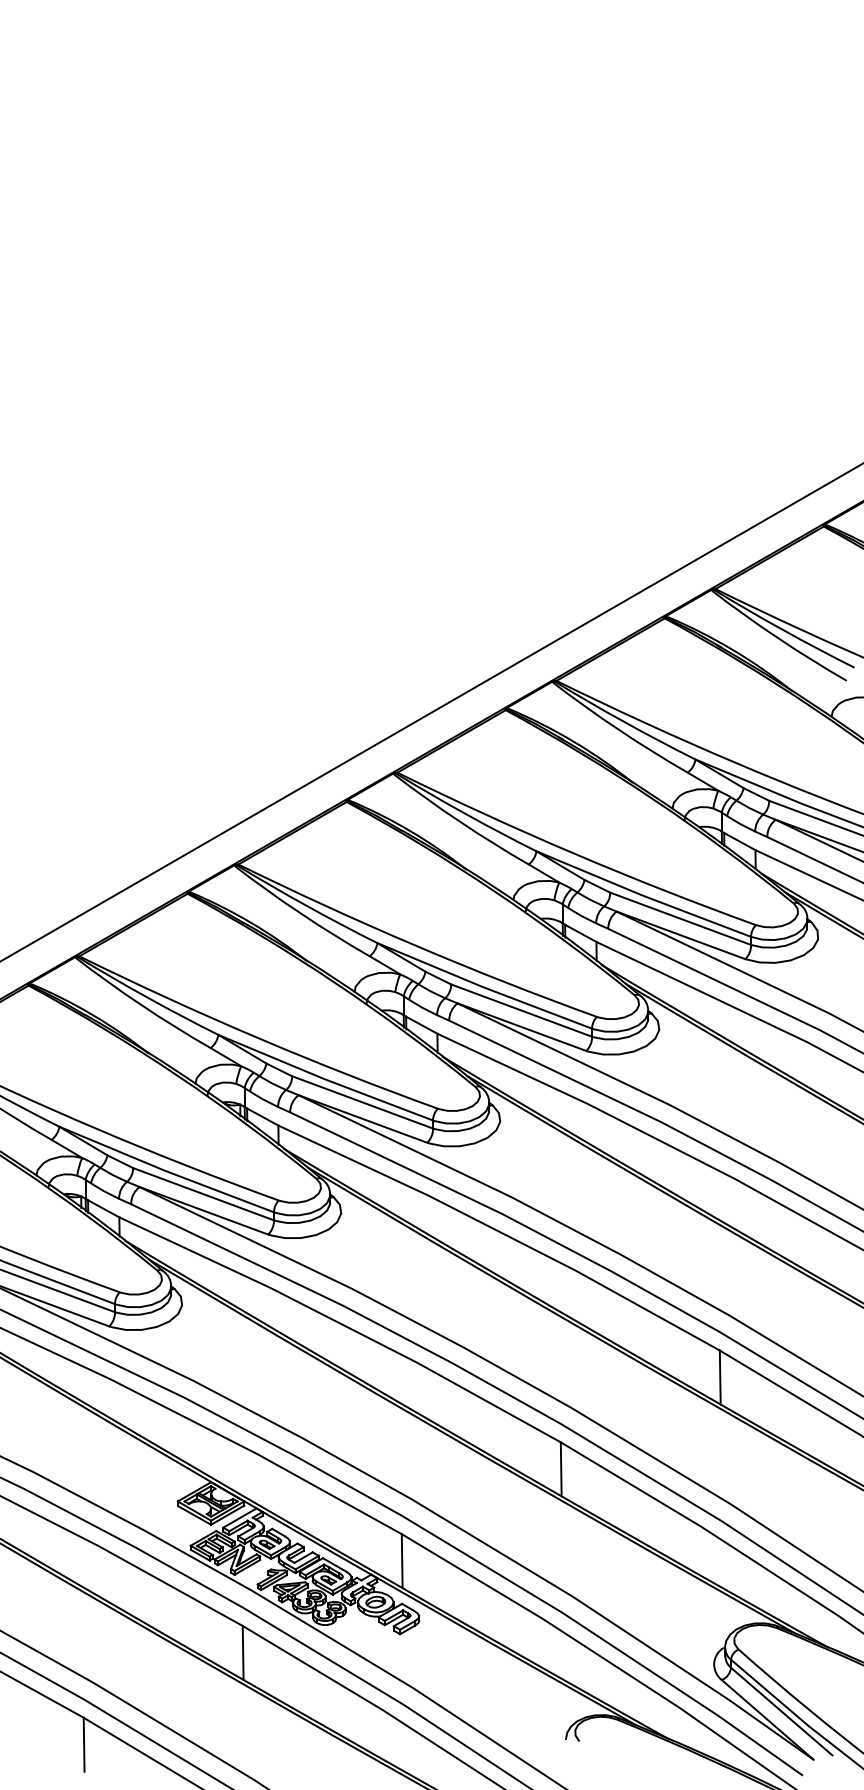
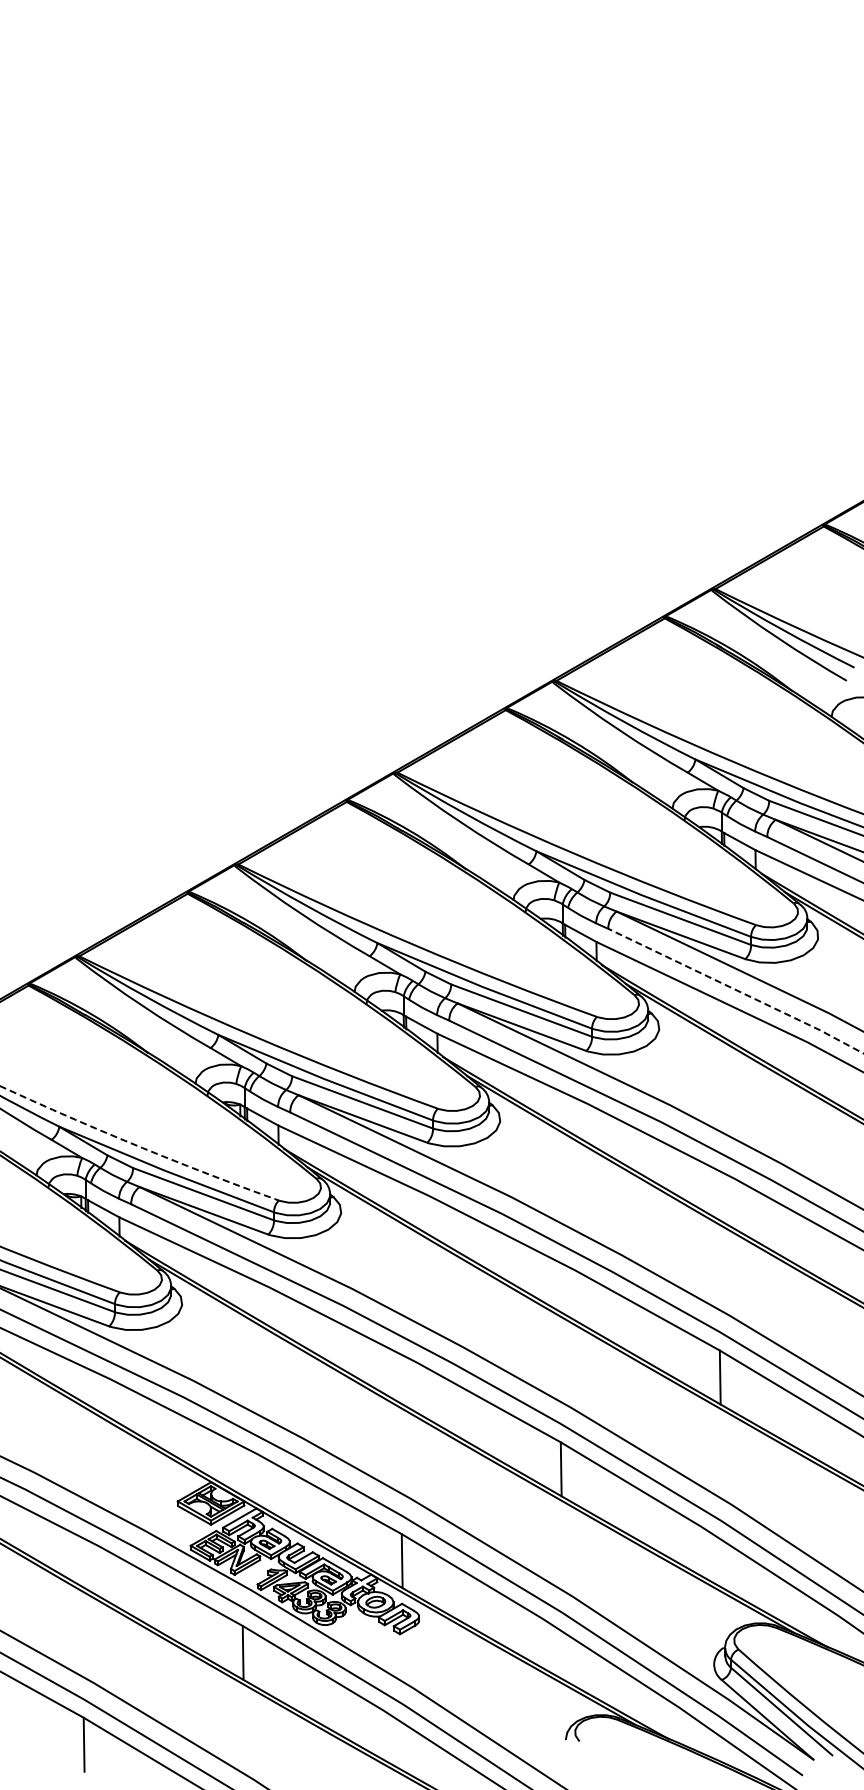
line: present -> none (431, 712)
line: solid -> dashed (736, 990)
arc: solid -> dashed (138, 1146)
